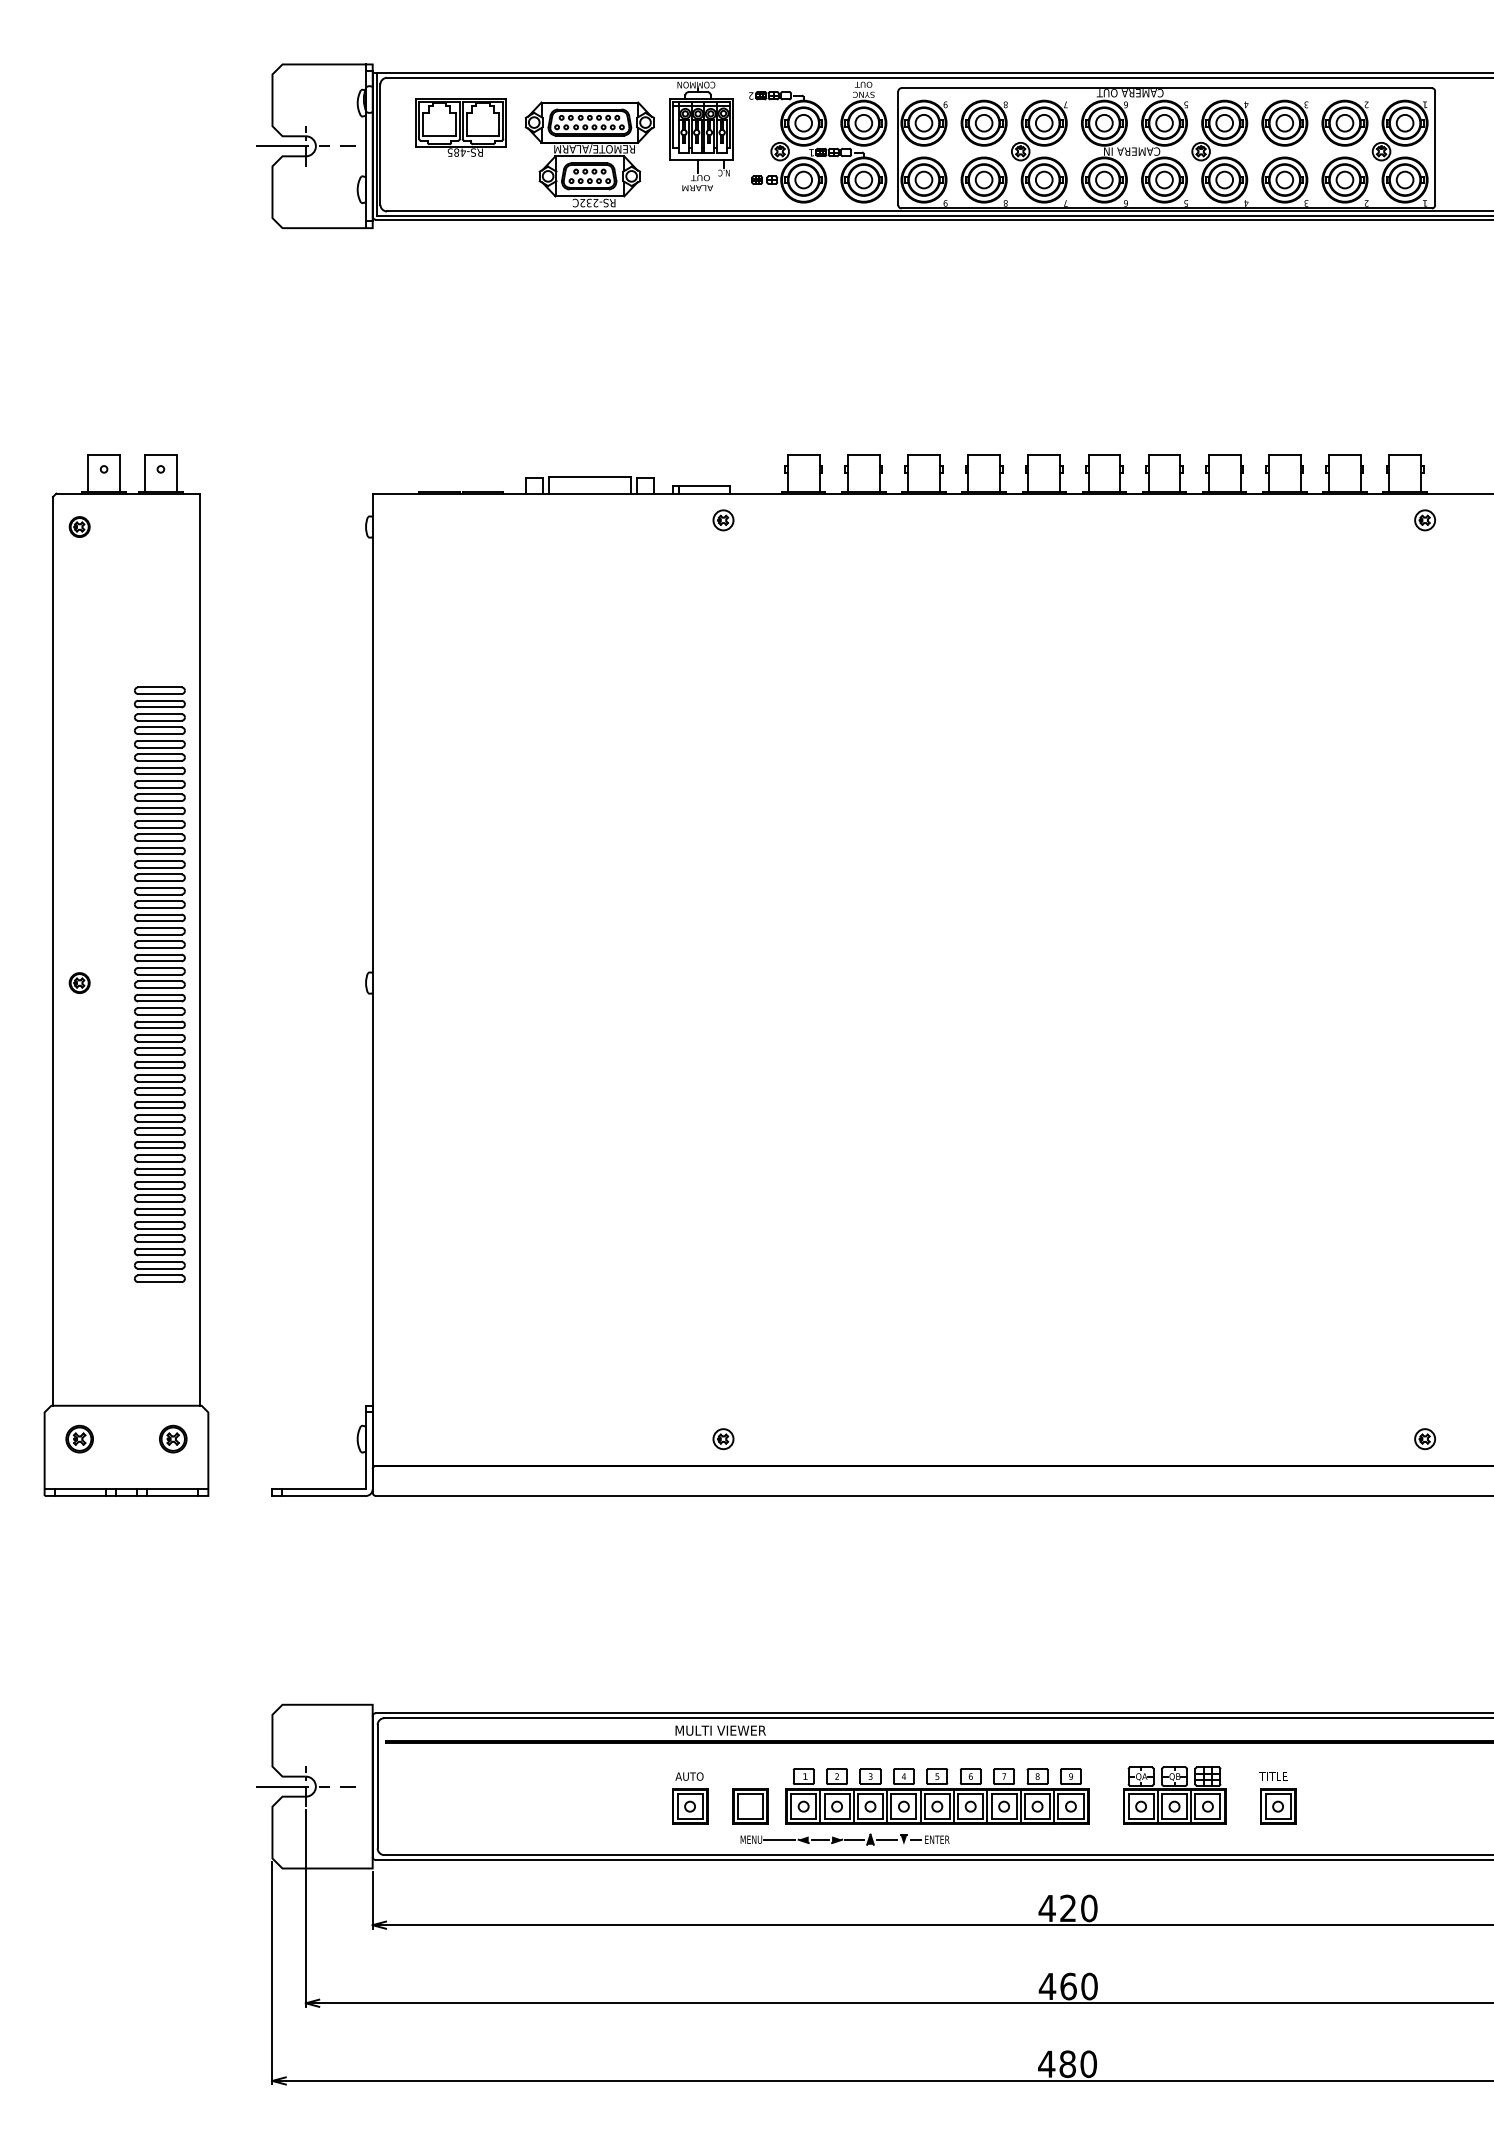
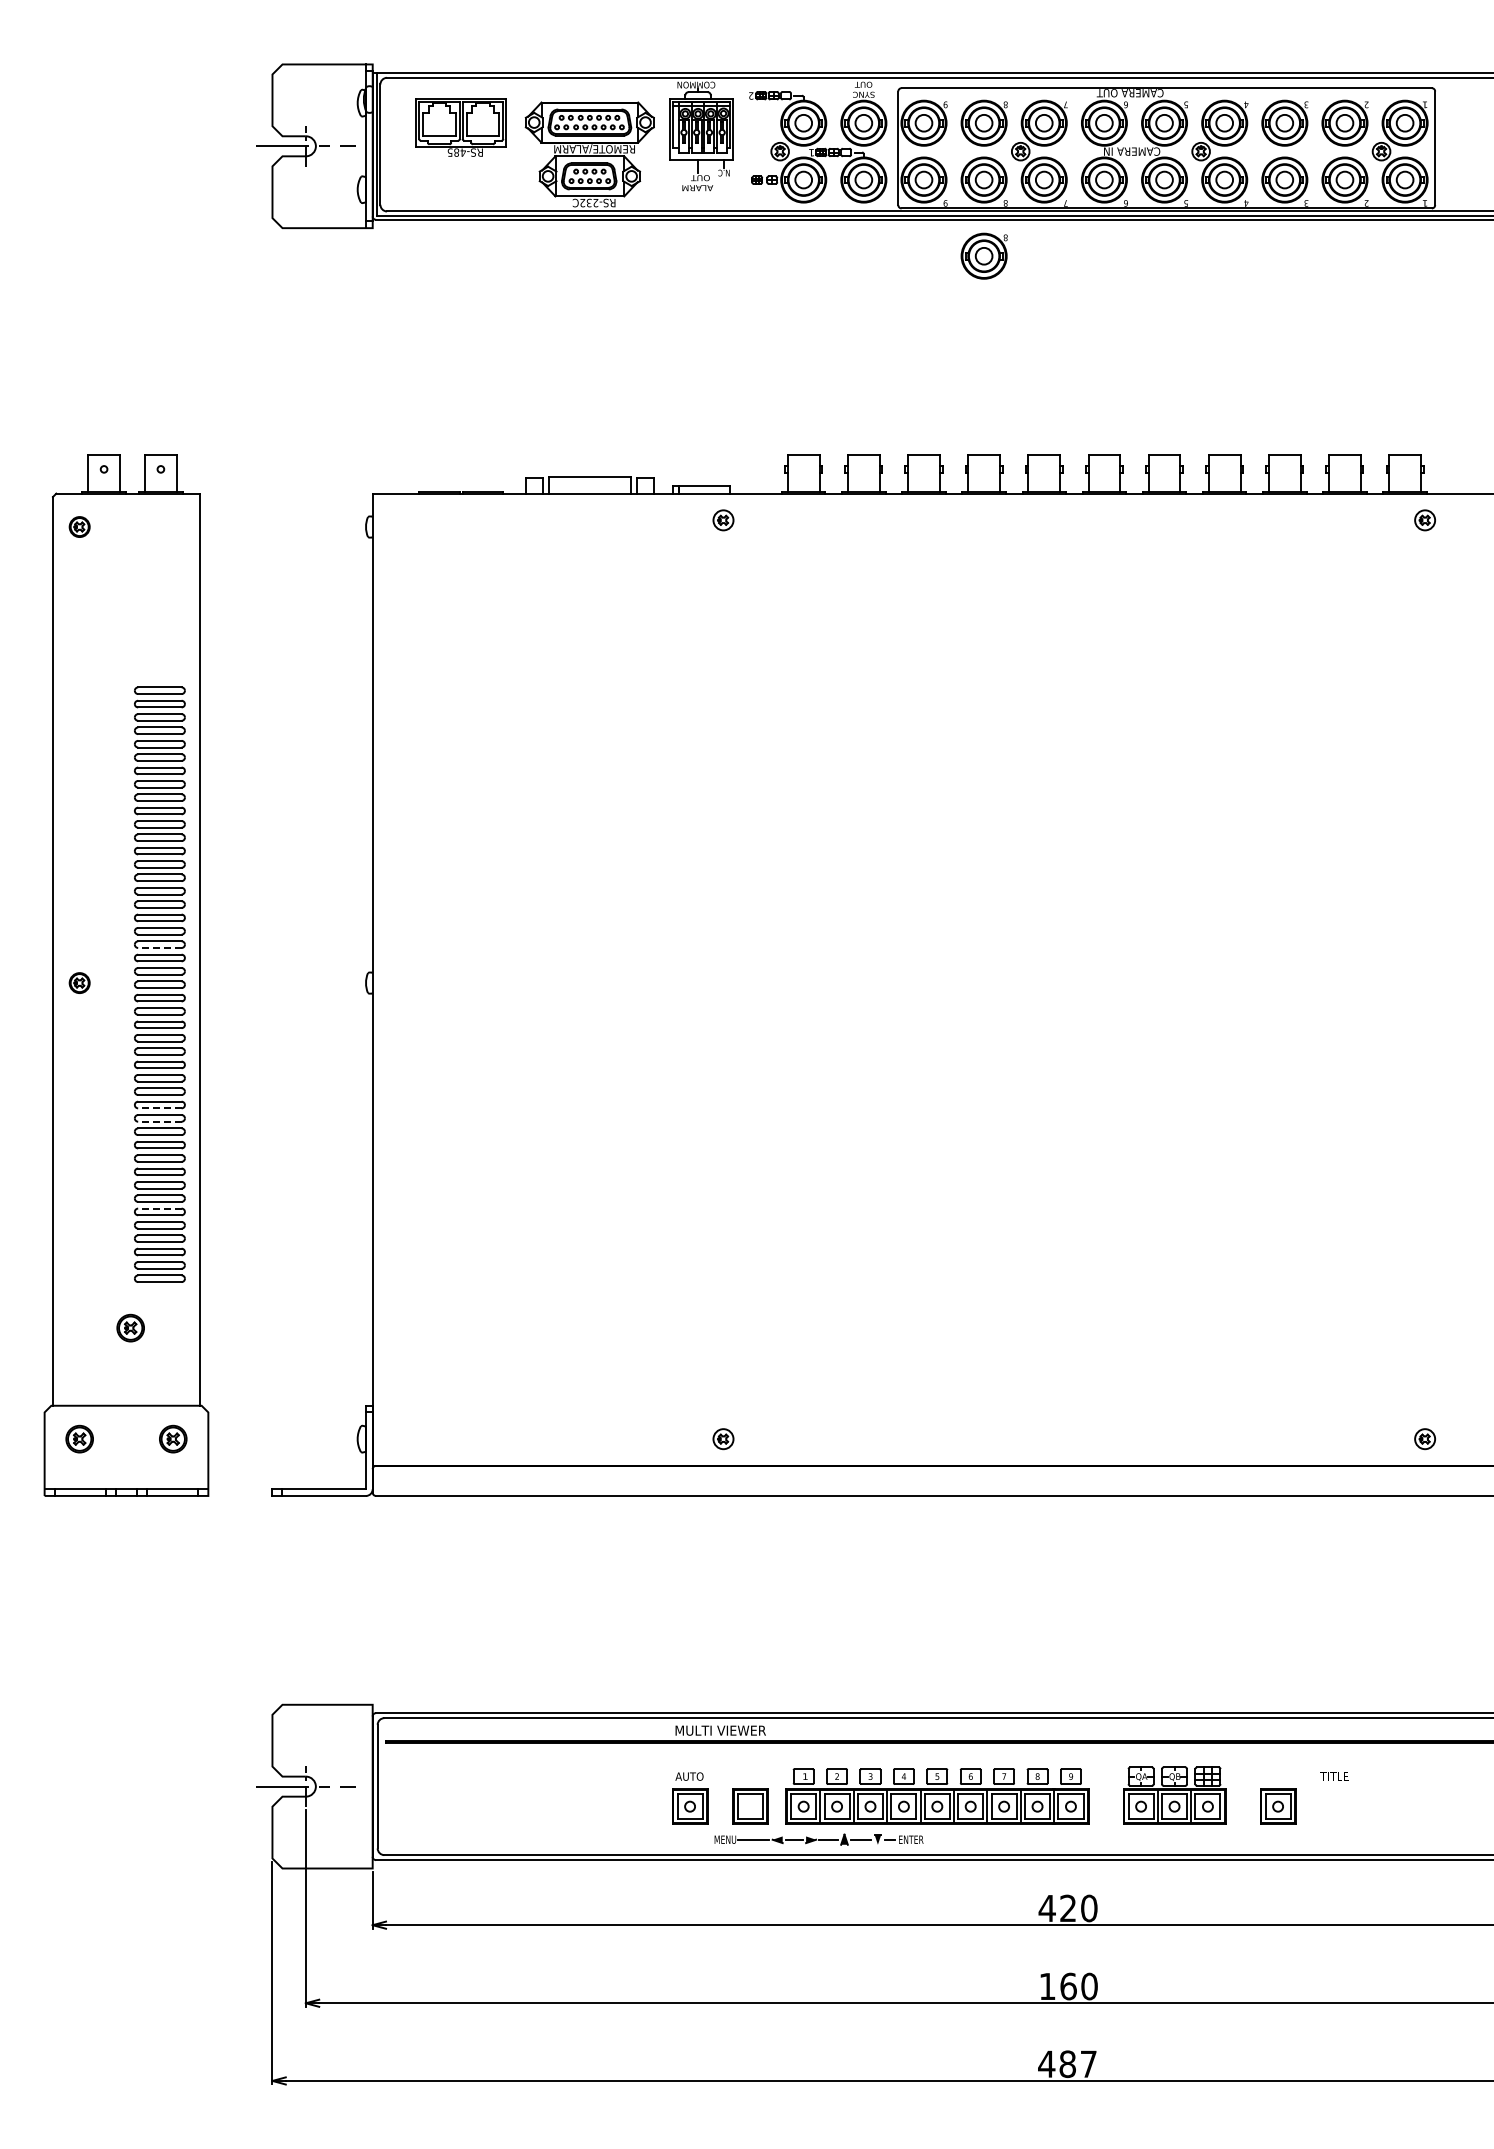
part: none -> present (983, 255)
line: solid -> dashed (159, 948)
line: solid -> dashed (159, 1108)
line: solid -> dashed (159, 1121)
line: solid -> dashed (159, 1208)
part: none -> present (130, 1327)
text position: (1273, 1776) -> (1334, 1776) (1334, 1776)
part position: (844, 1839) -> (818, 1839) (818, 1839)
text: 460 -> 160 (1047, 1986)
text: 480 -> 487 (1088, 2063)
